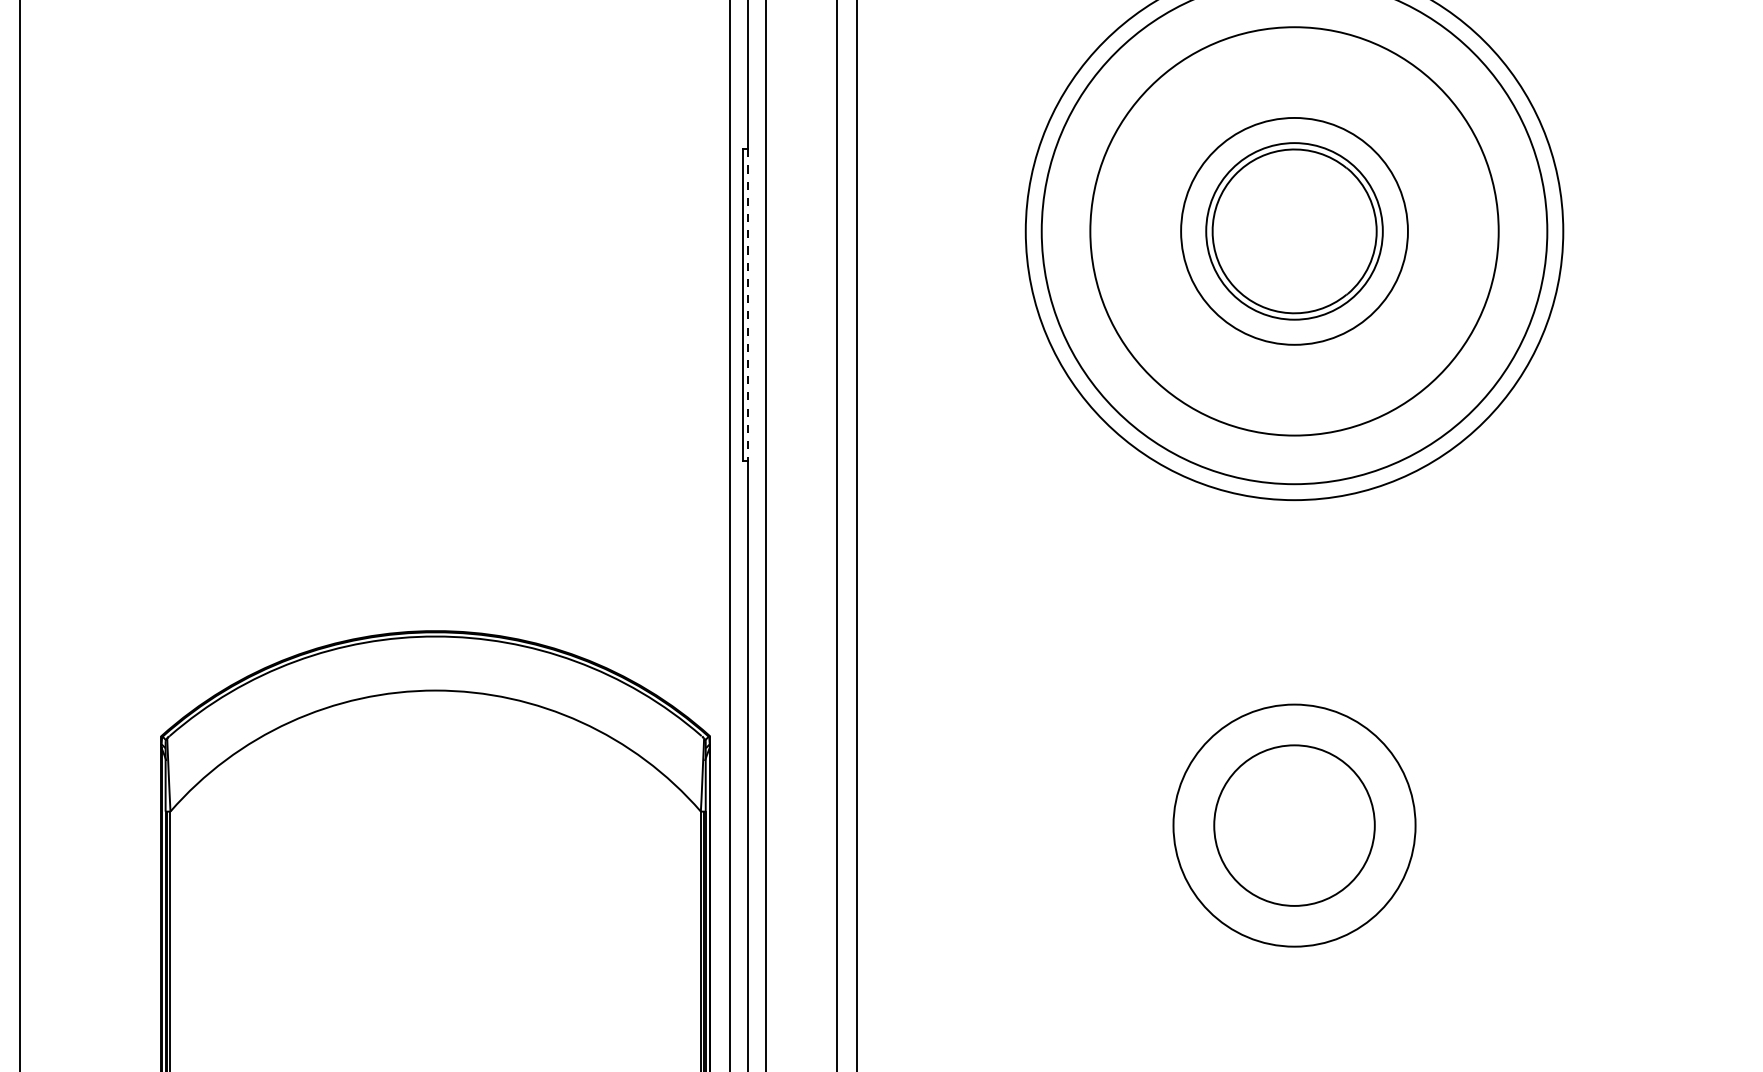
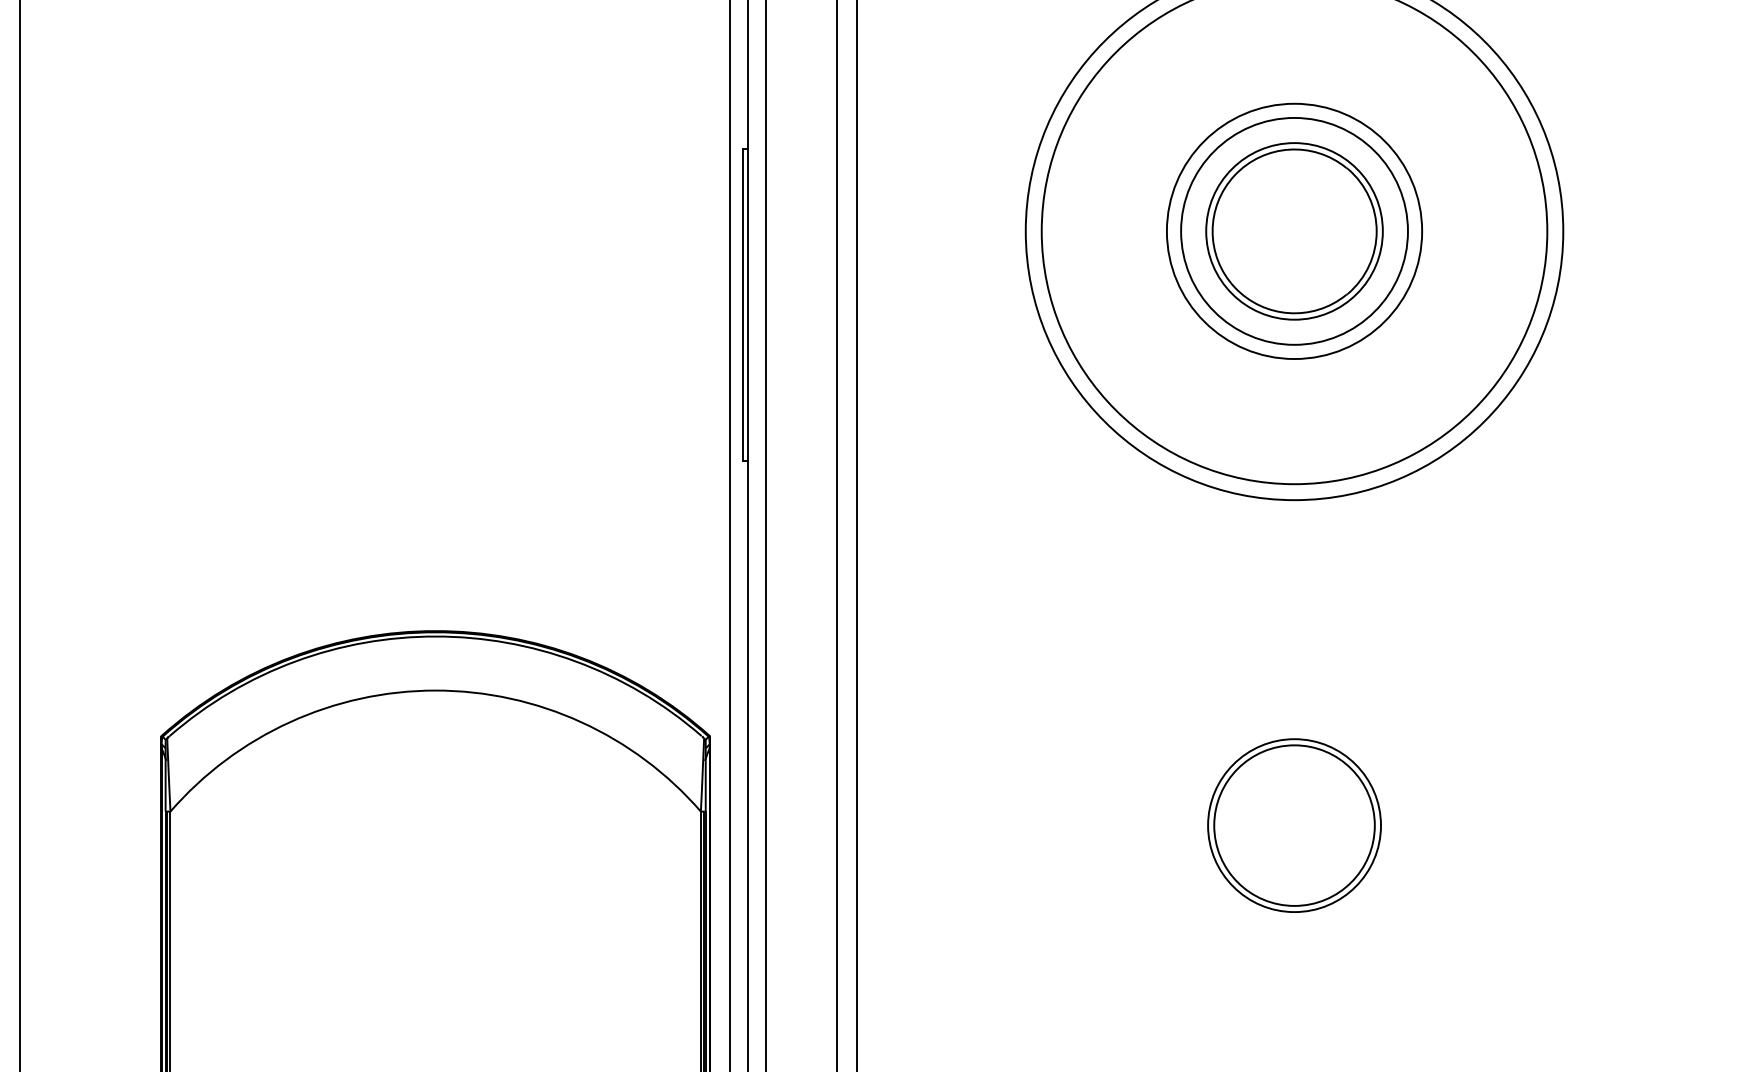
circle diameter: 408 px -> 255 px (1294, 231)
line: dashed -> solid (748, 305)
circle diameter: 242 px -> 173 px (1294, 825)
